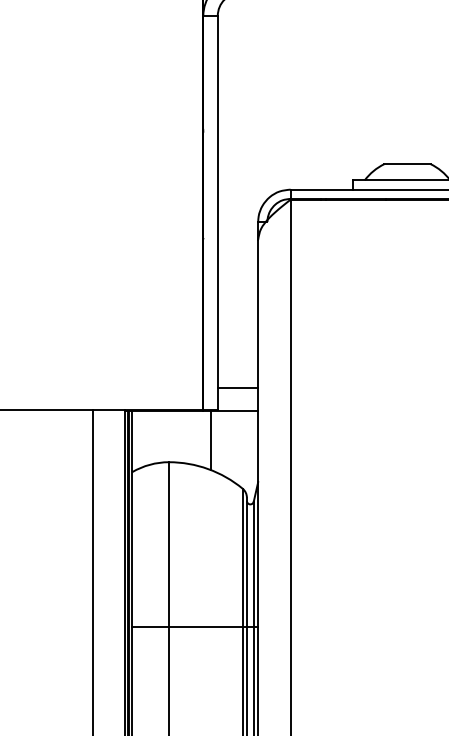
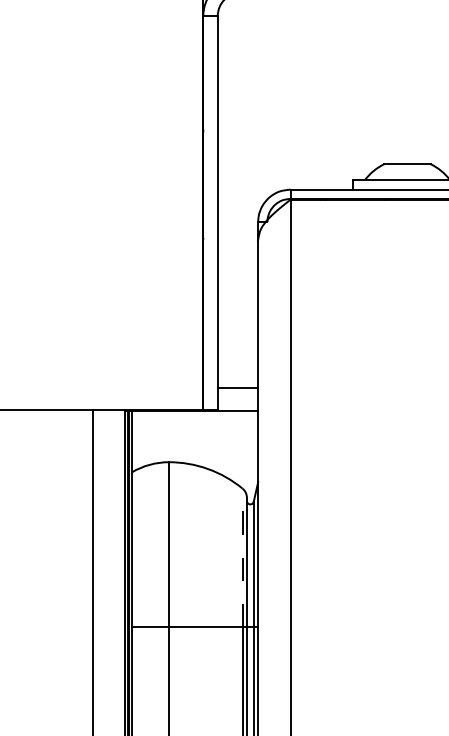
line: present -> none (210, 440)
line: solid -> dashed (242, 557)
